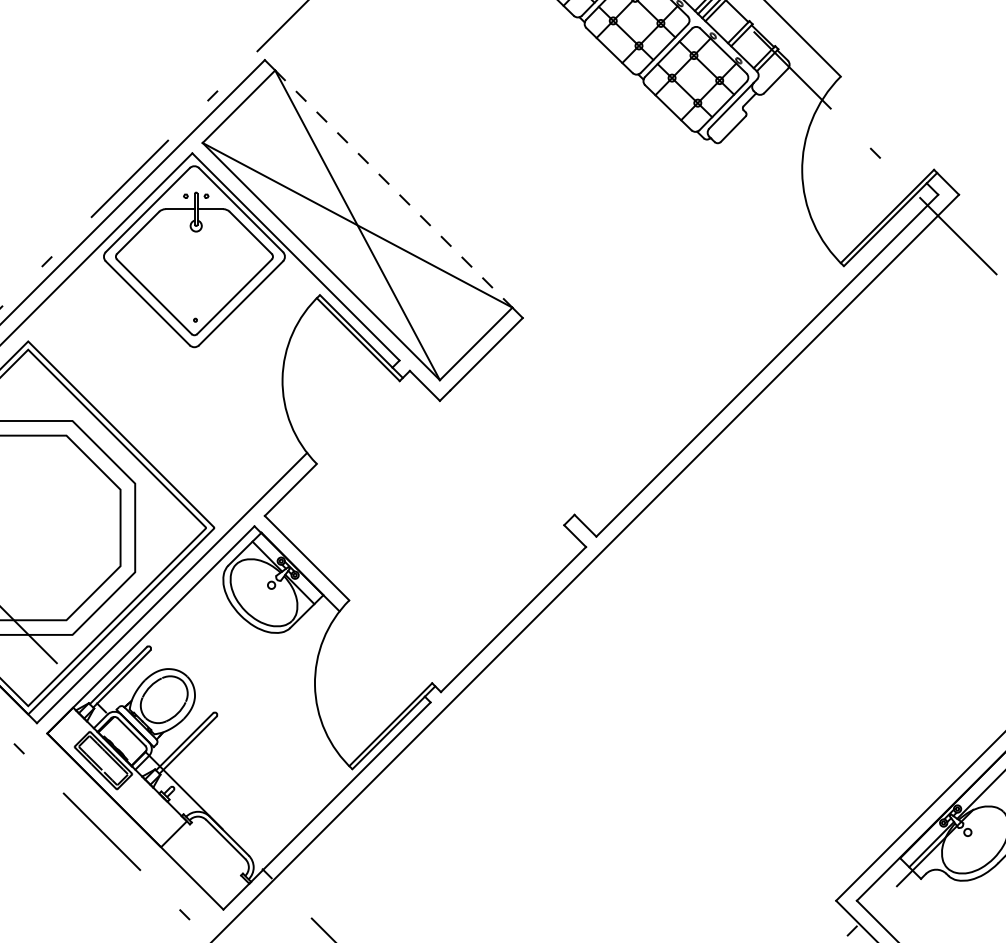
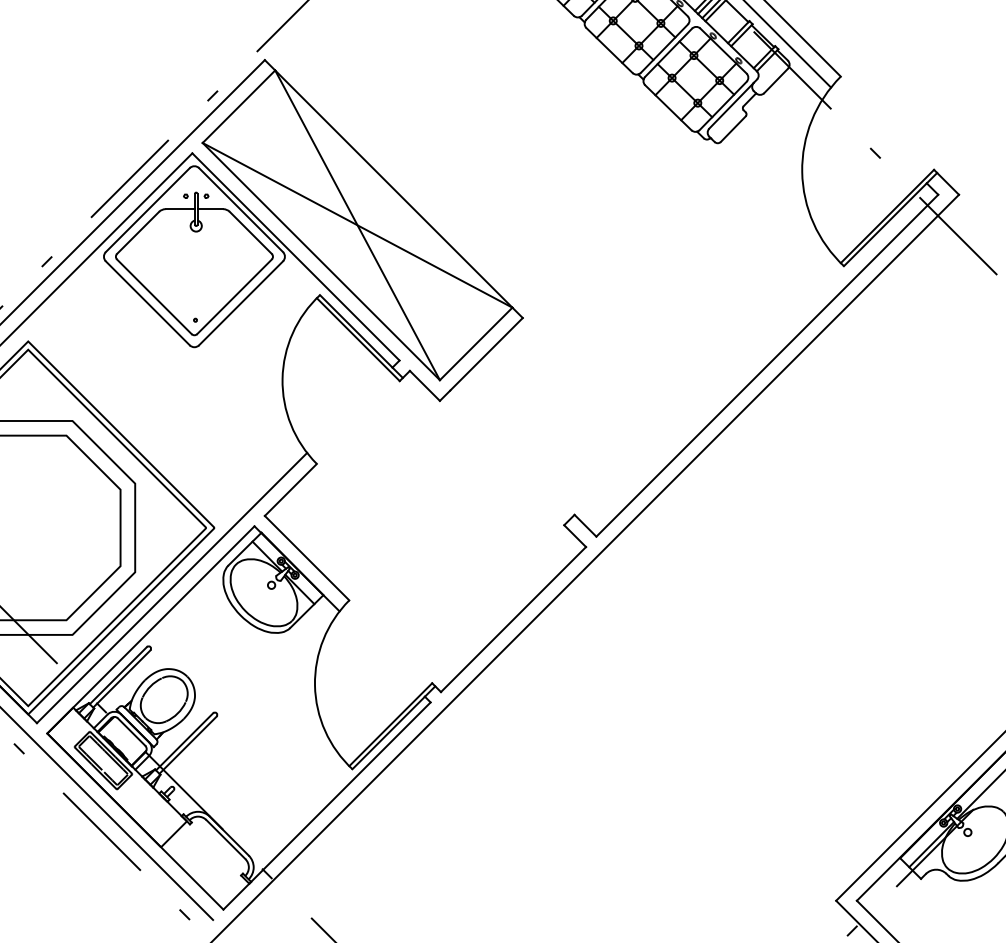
line: none -> present (788, 44)
line: dashed -> solid (393, 189)
line: none -> present (107, 813)
